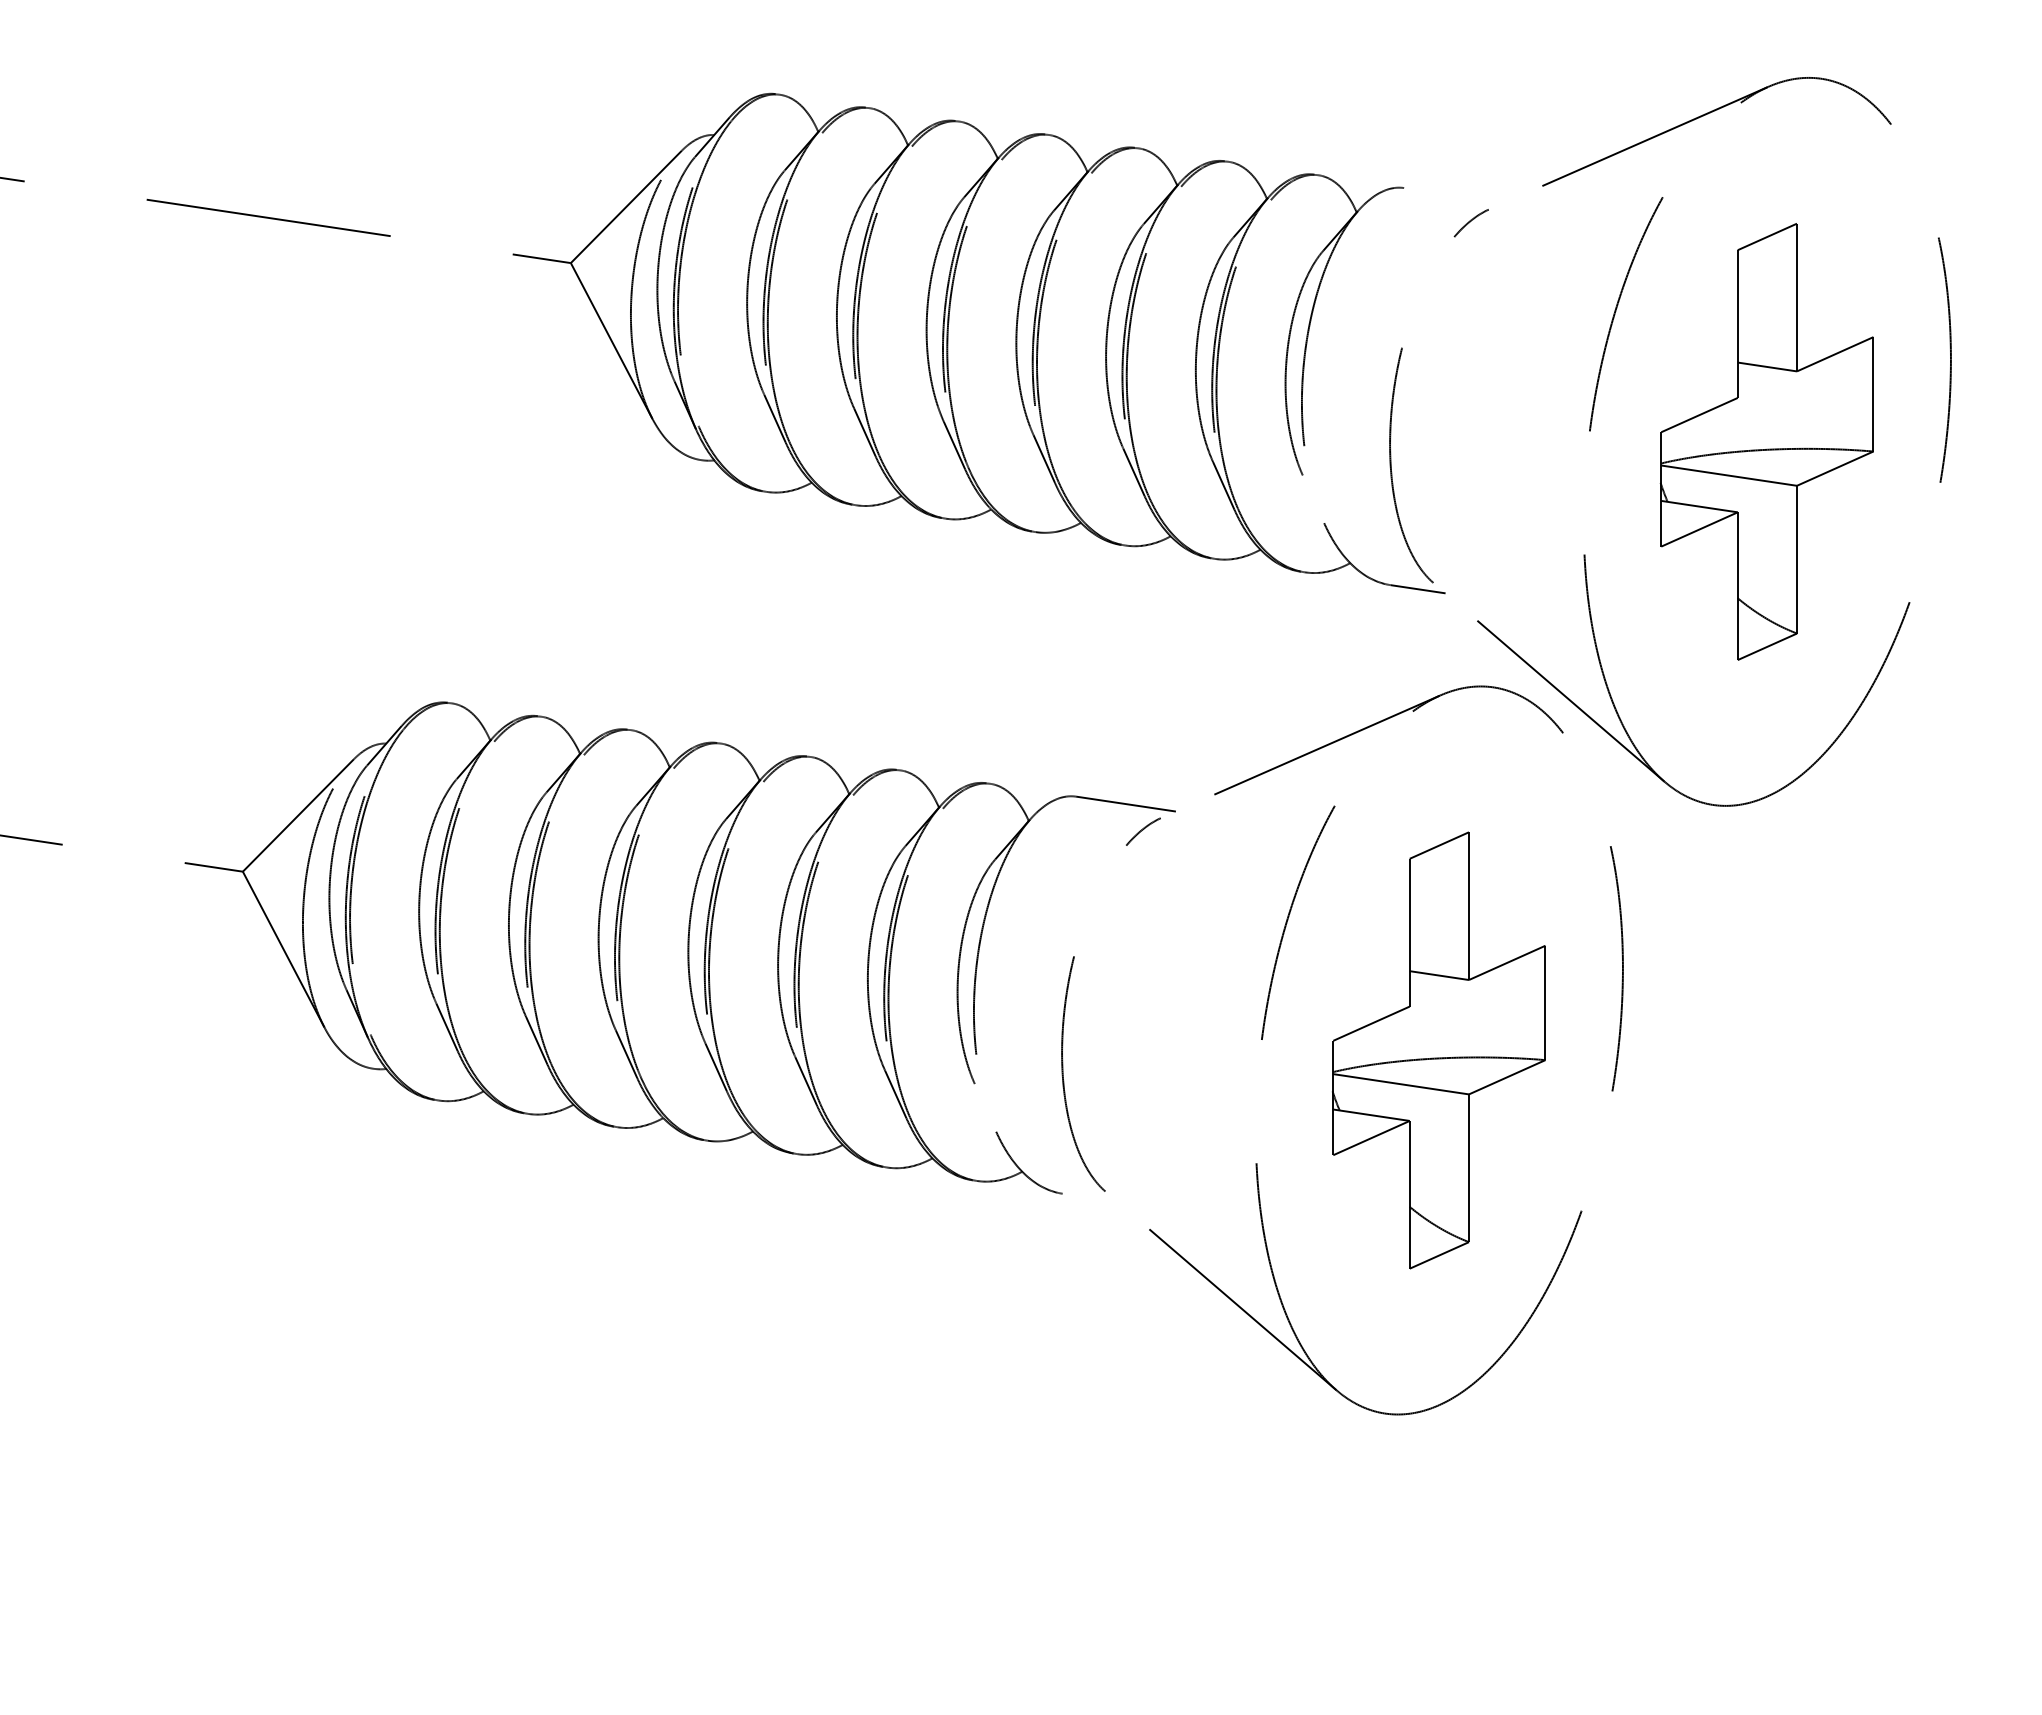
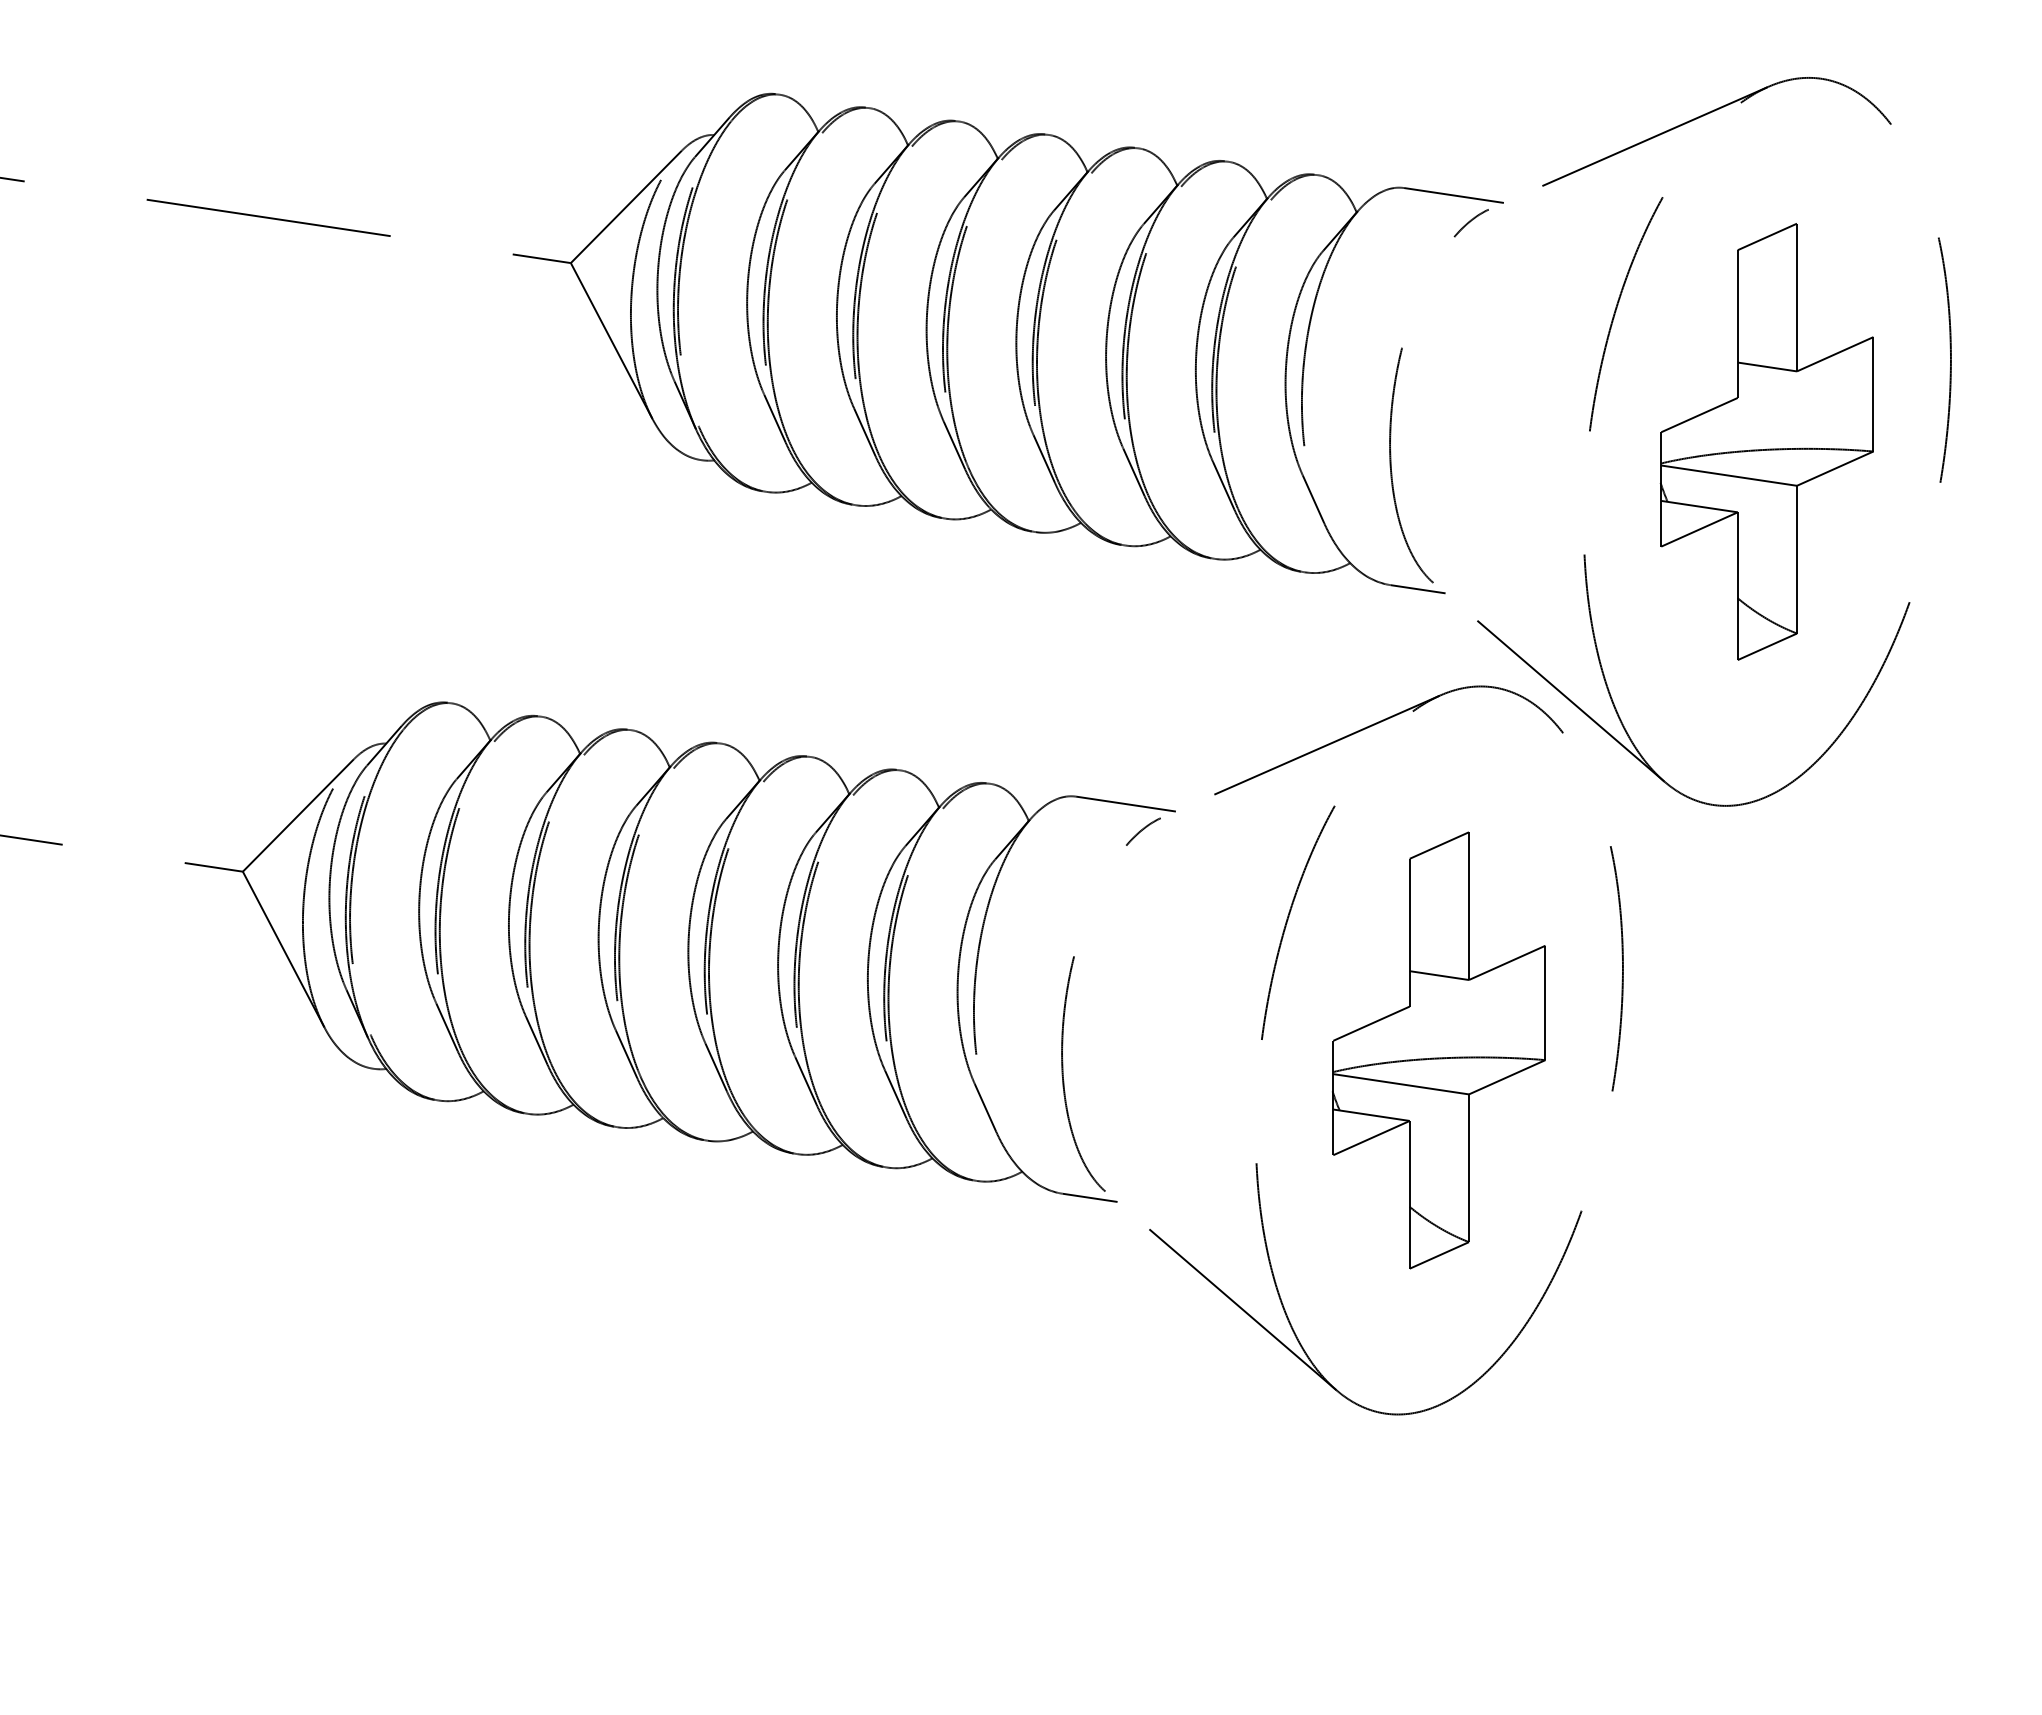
line: none -> present (1453, 195)
line: none -> present (1313, 499)
line: none -> present (985, 1107)
line: none -> present (1089, 1197)
